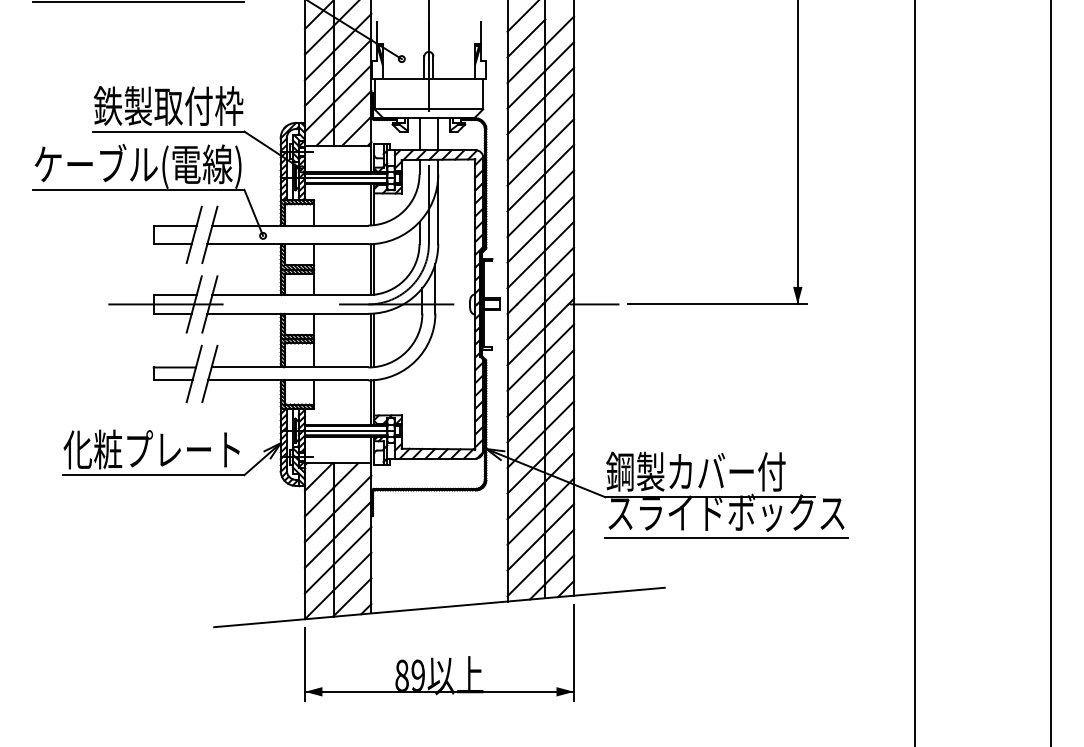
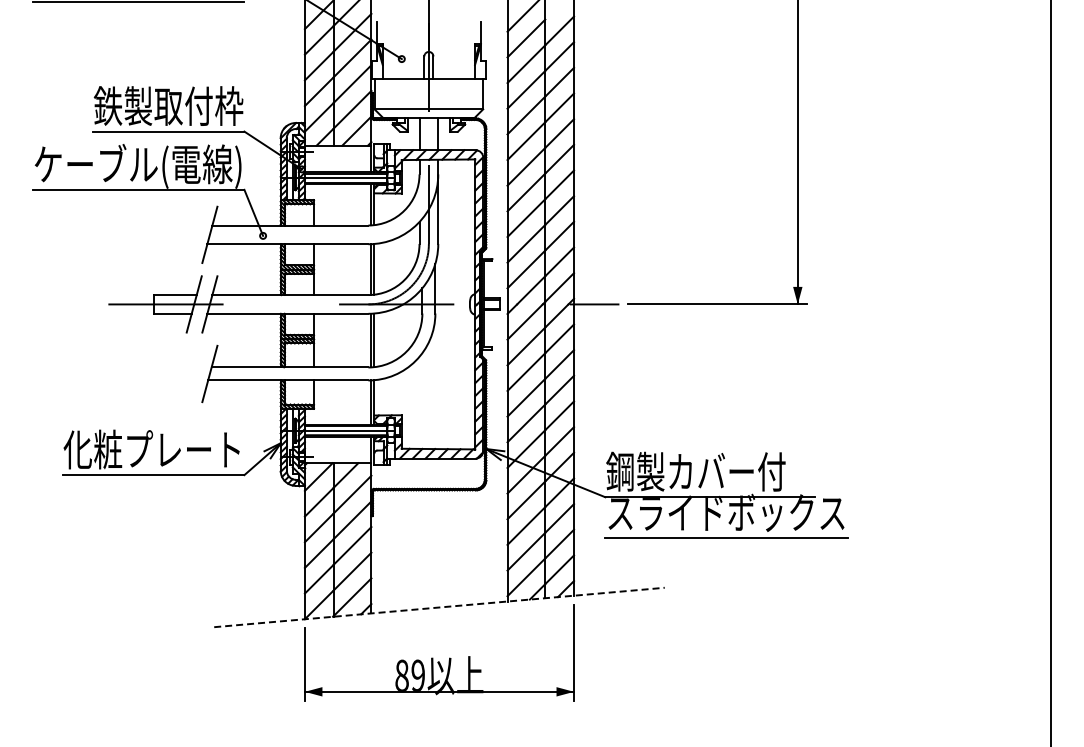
part: present -> none (177, 234)
line: present -> none (915, 372)
part: present -> none (177, 373)
line: solid -> dashed (439, 607)
